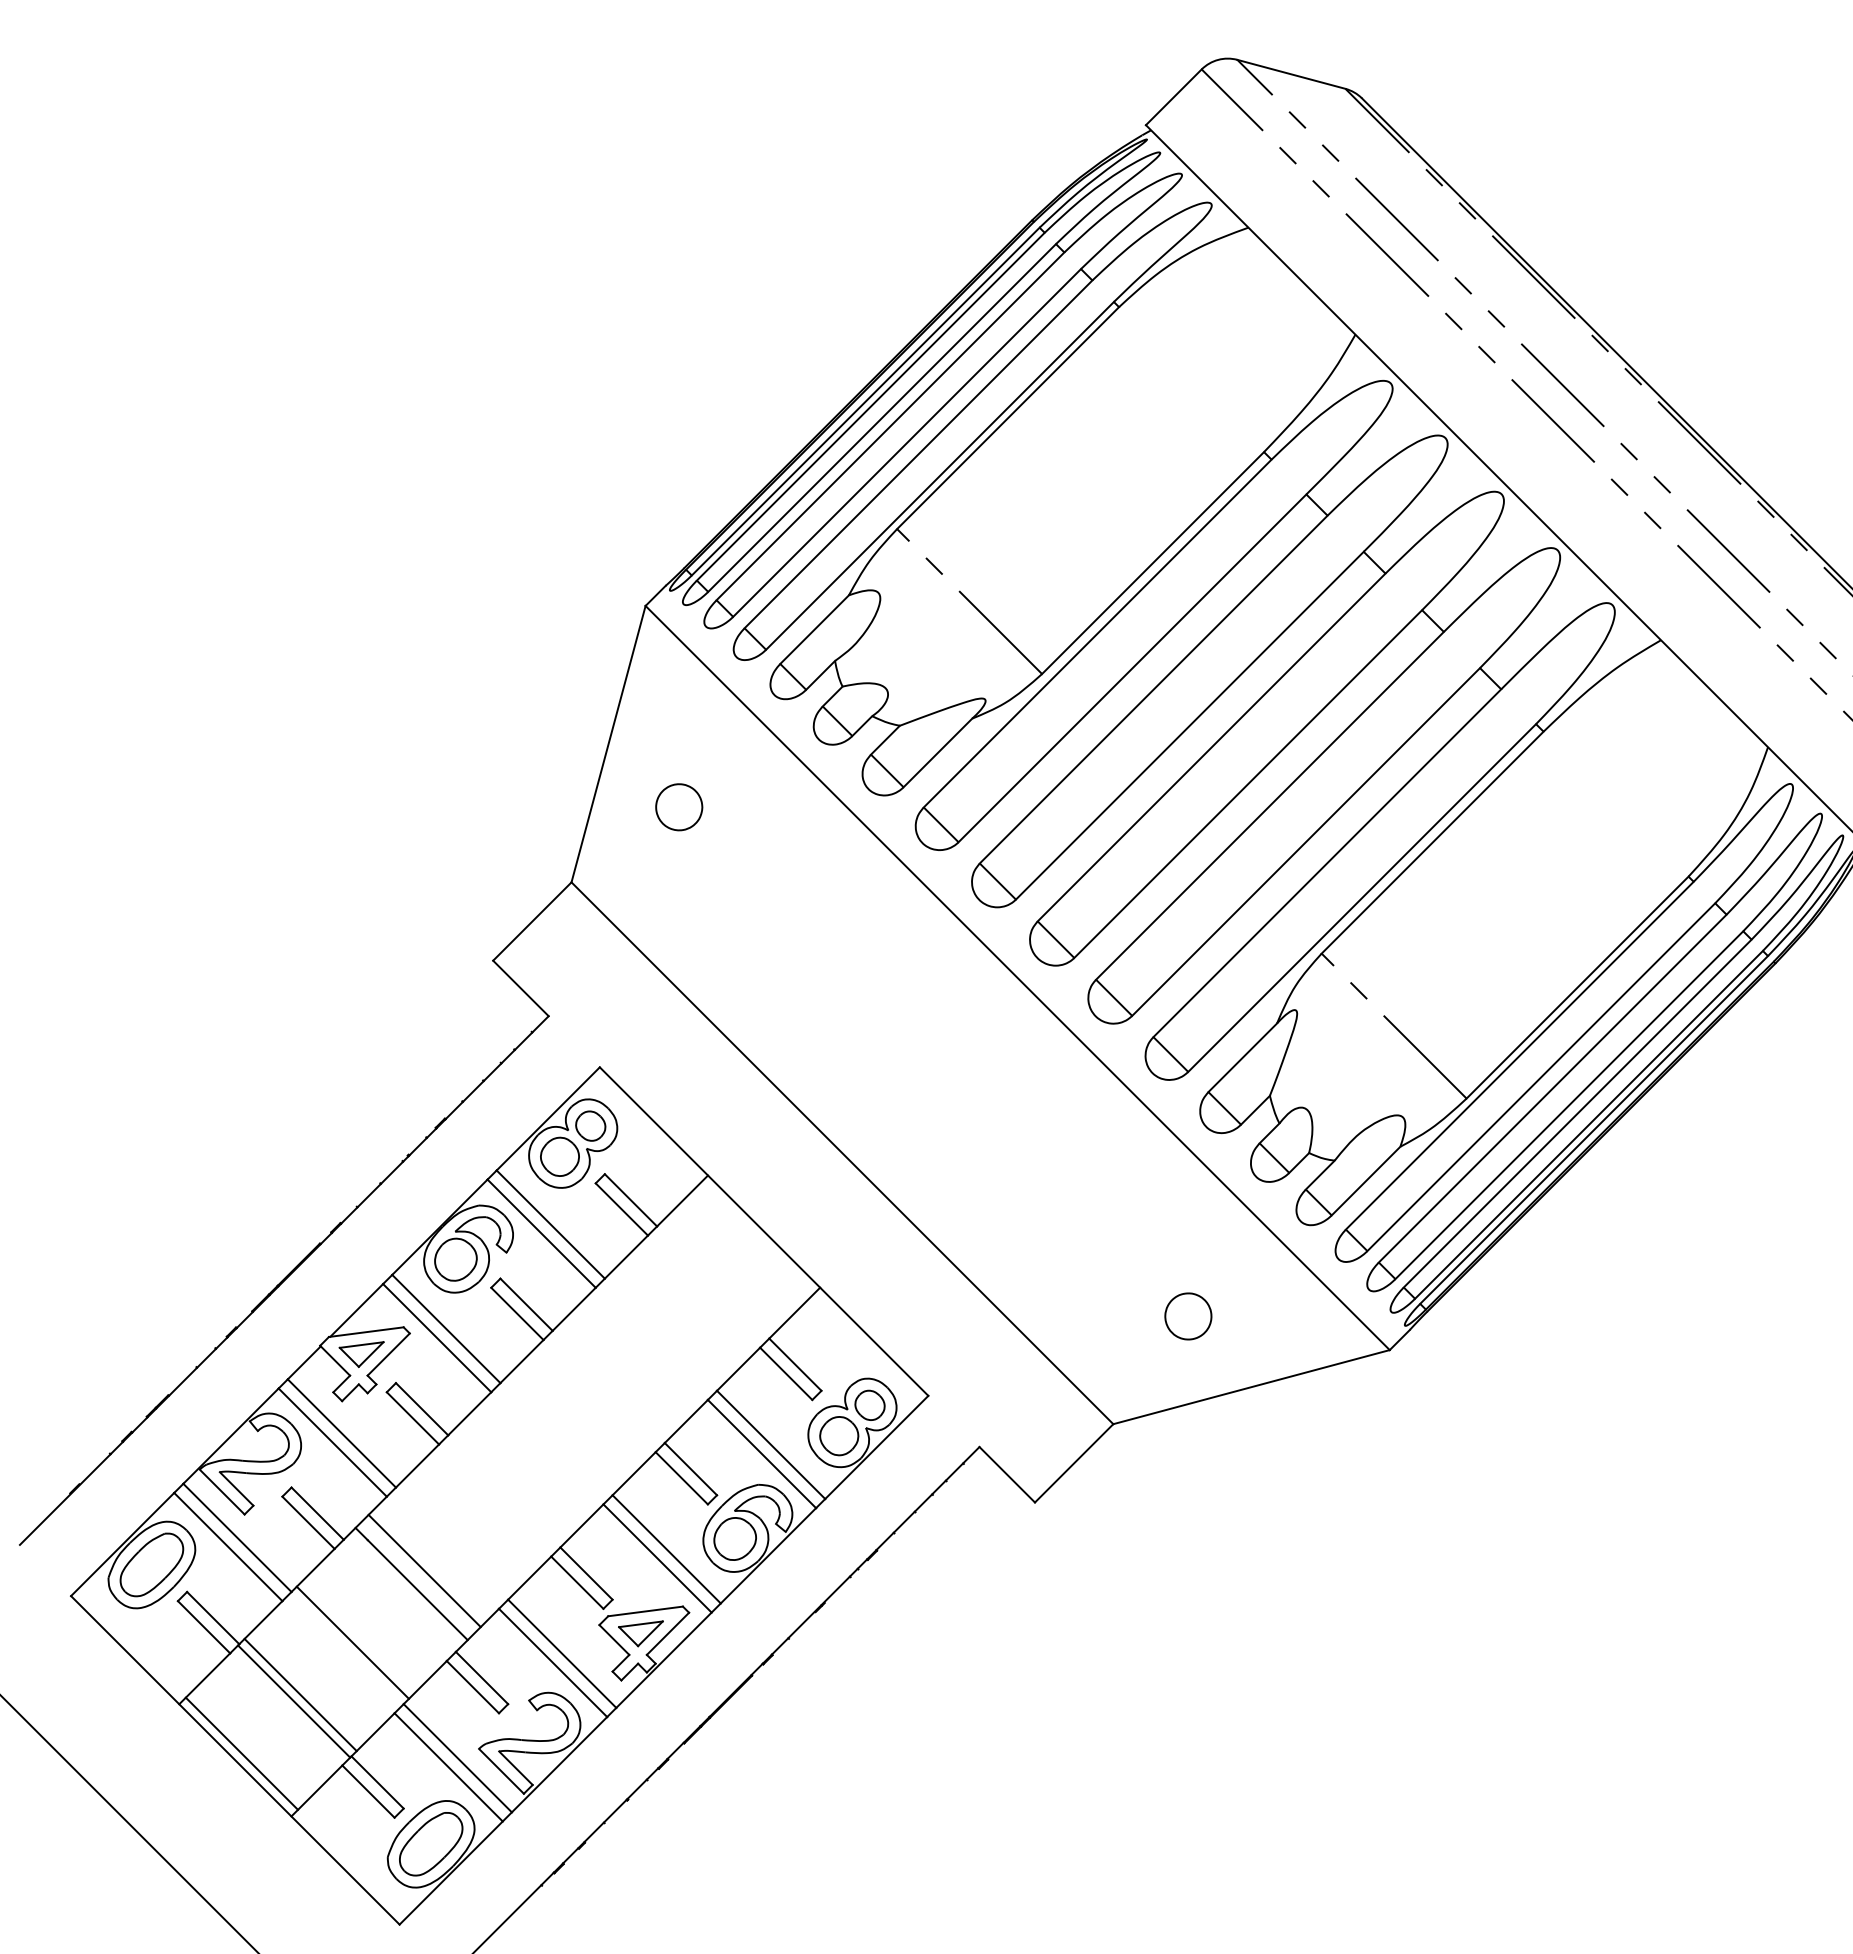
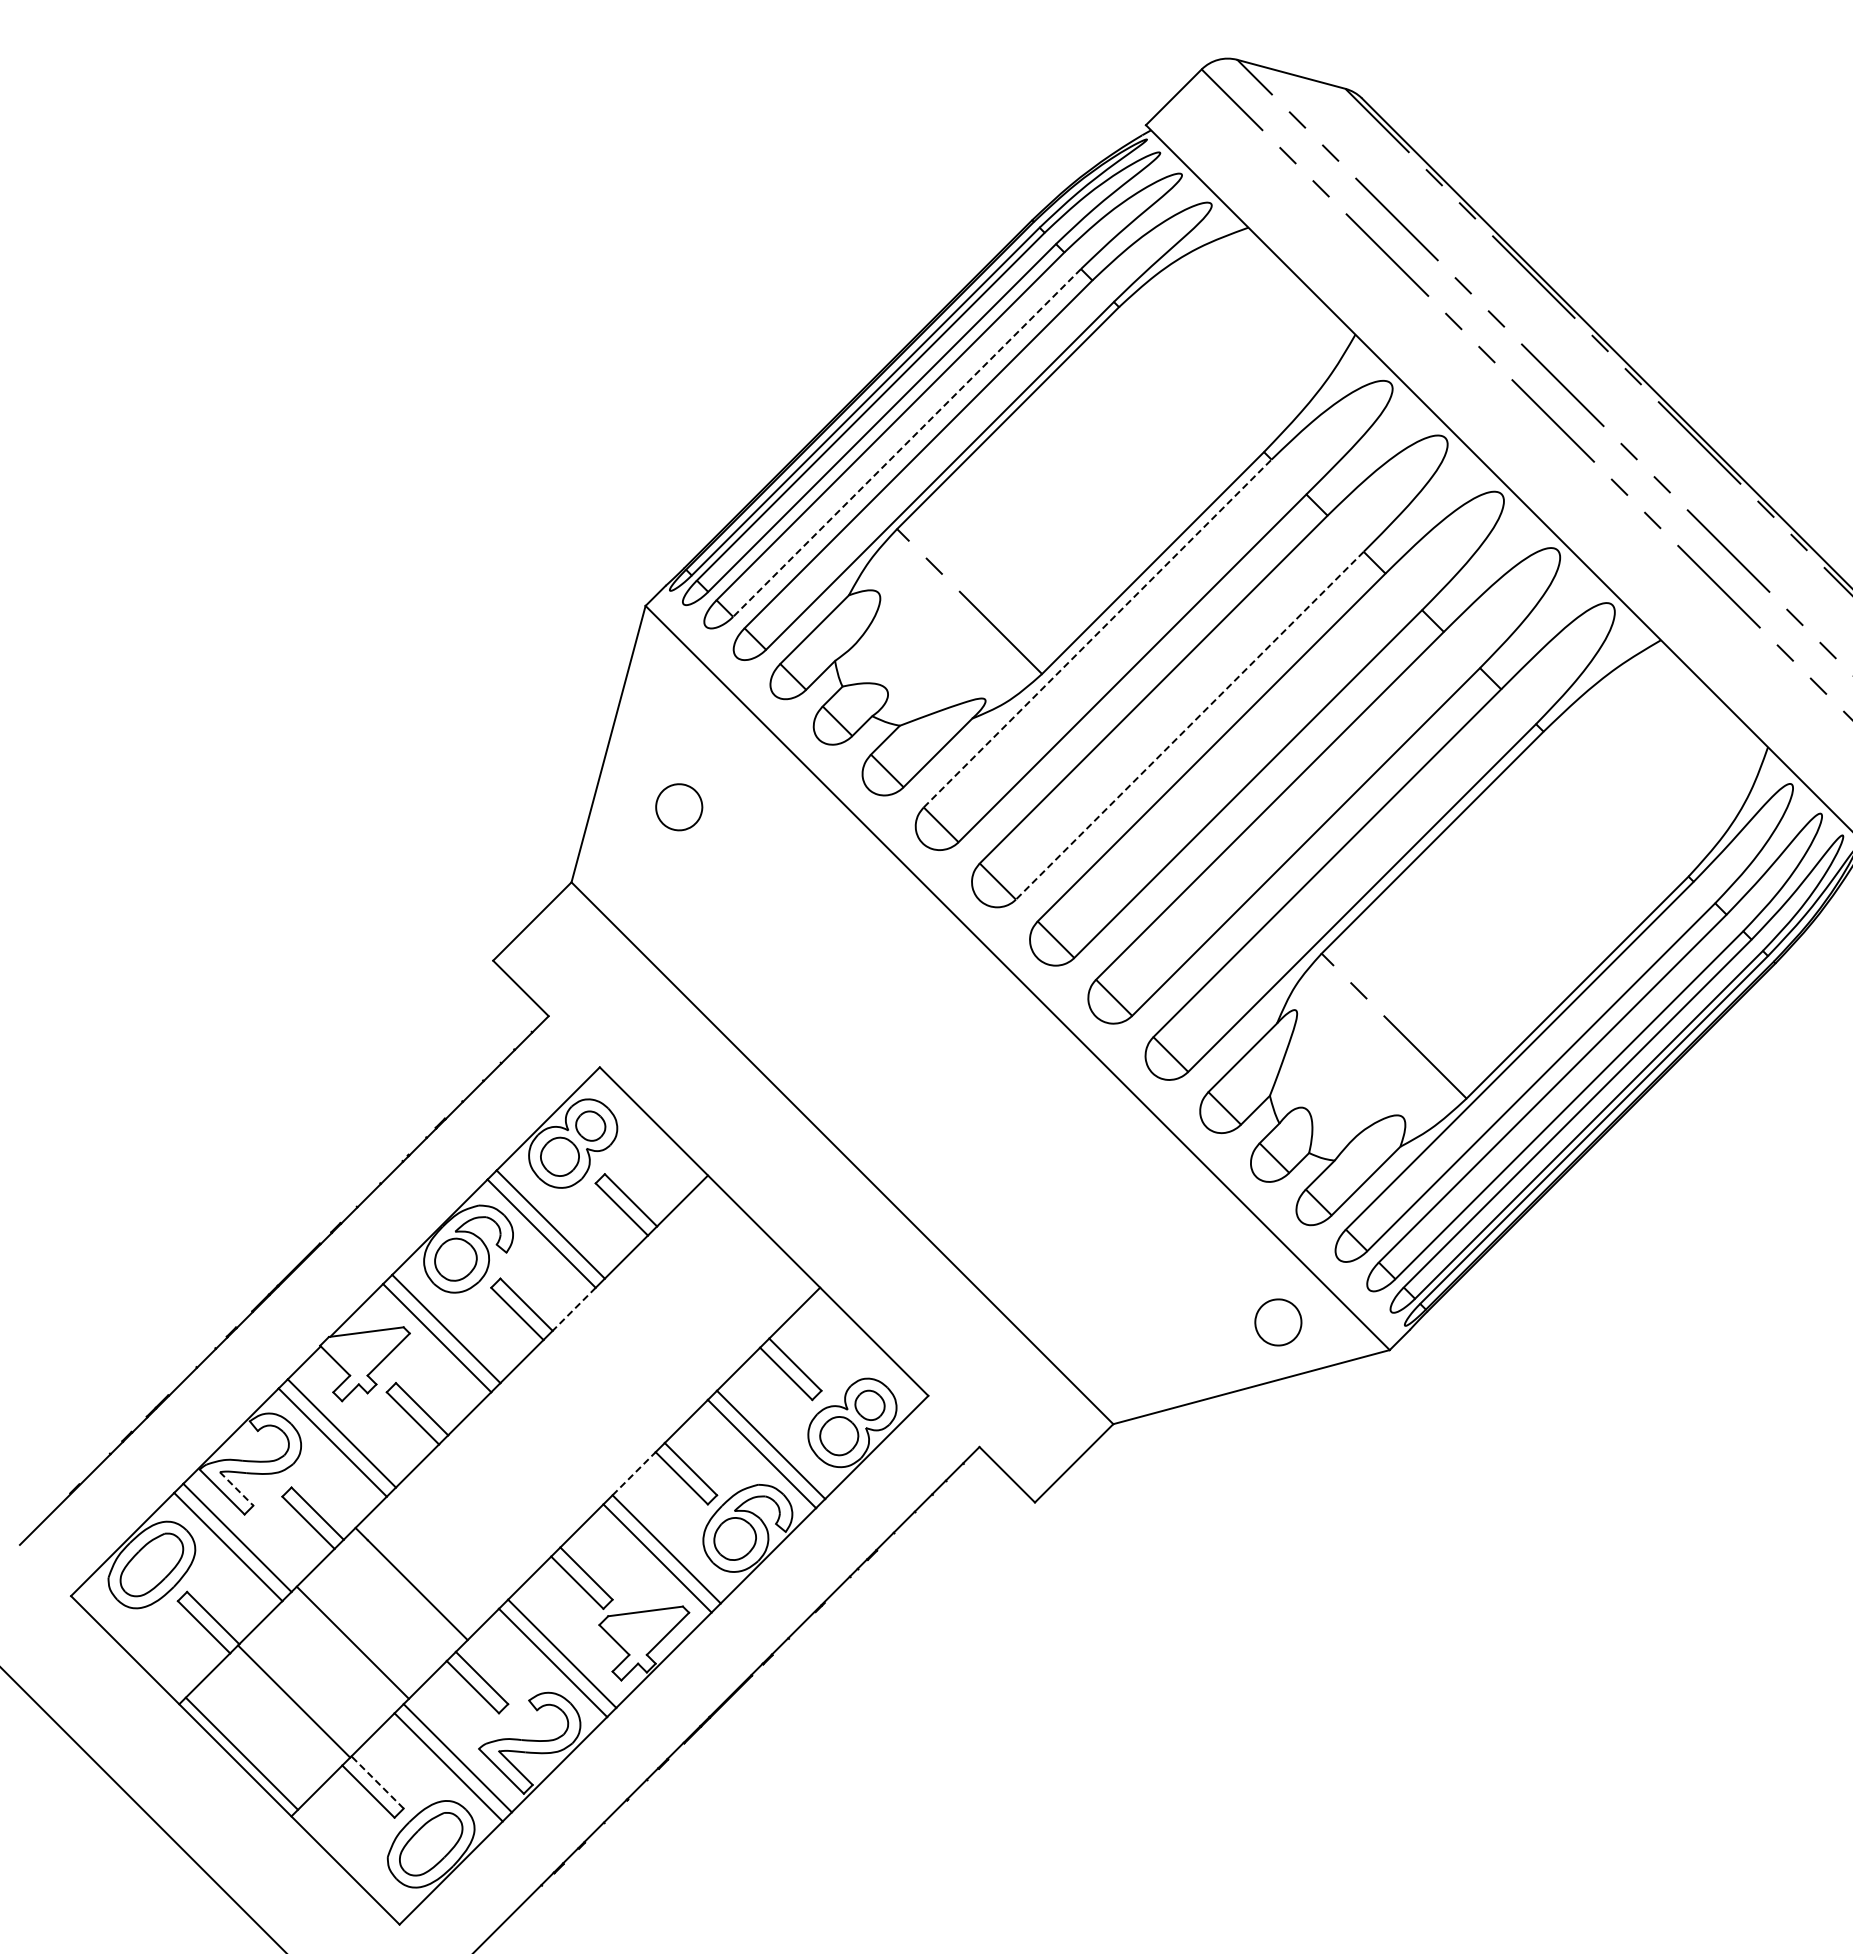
line: solid -> dashed (907, 442)
line: solid -> dashed (1097, 633)
line: solid -> dashed (1189, 725)
line: solid -> dashed (573, 1309)
part position: (1188, 1316) -> (1278, 1322) (1278, 1322)
part: present -> none (361, 1354)
line: solid -> dashed (634, 1473)
line: solid -> dashed (236, 1488)
line: present -> none (424, 1570)
part: present -> none (640, 1633)
line: present -> none (300, 1694)
line: solid -> dashed (377, 1782)
line position: (128, 1823) -> (142, 1809) (142, 1809)
